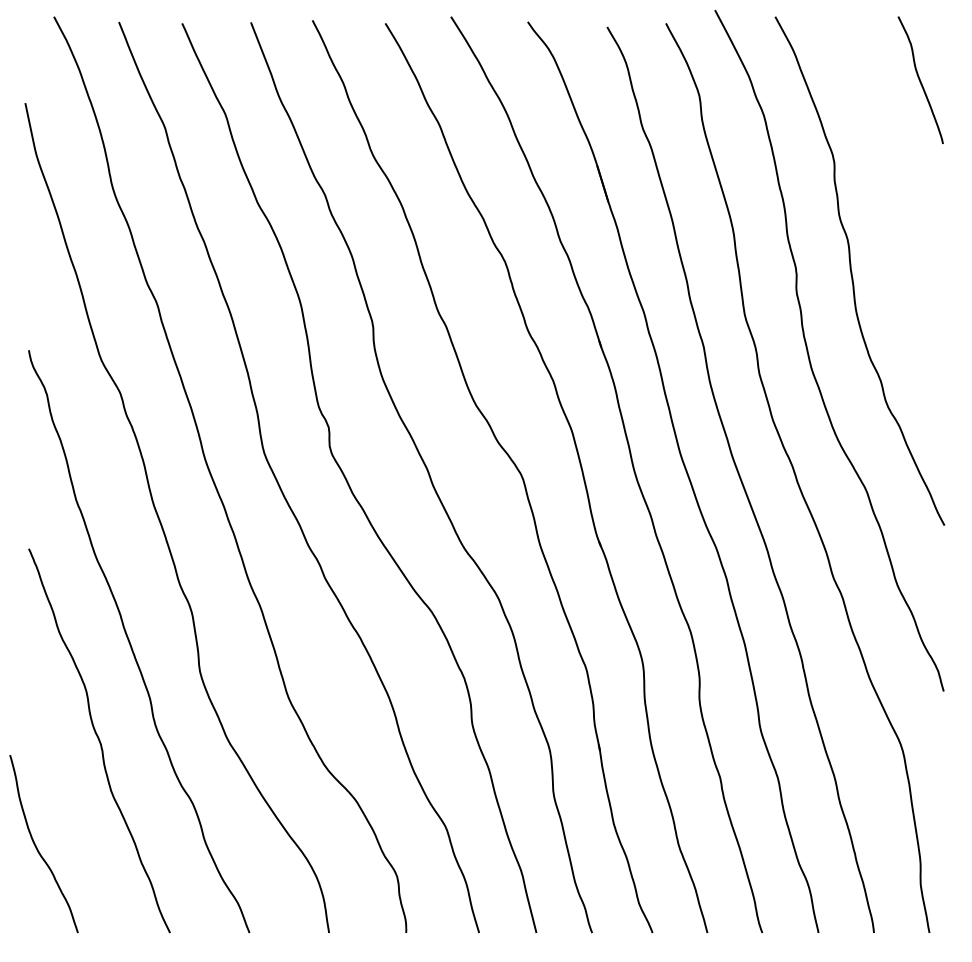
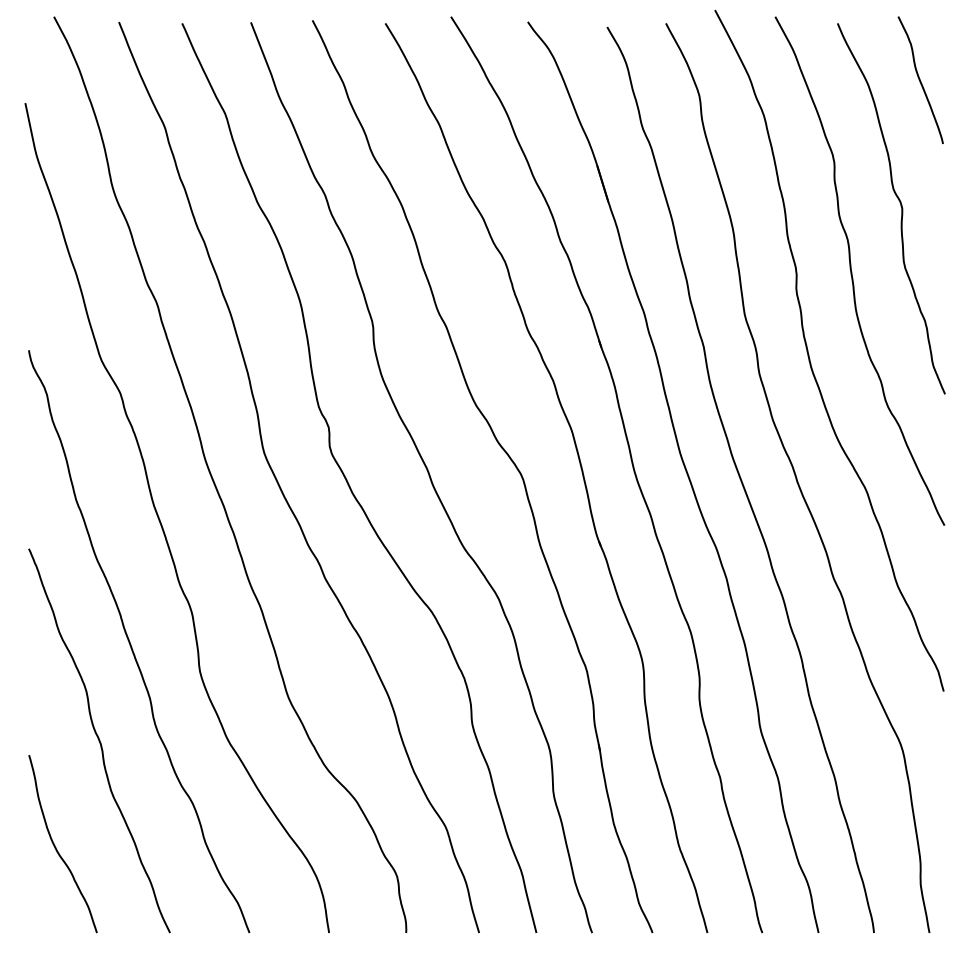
curve: none -> present (900, 206)
curve position: (37, 847) -> (56, 847) (56, 847)
